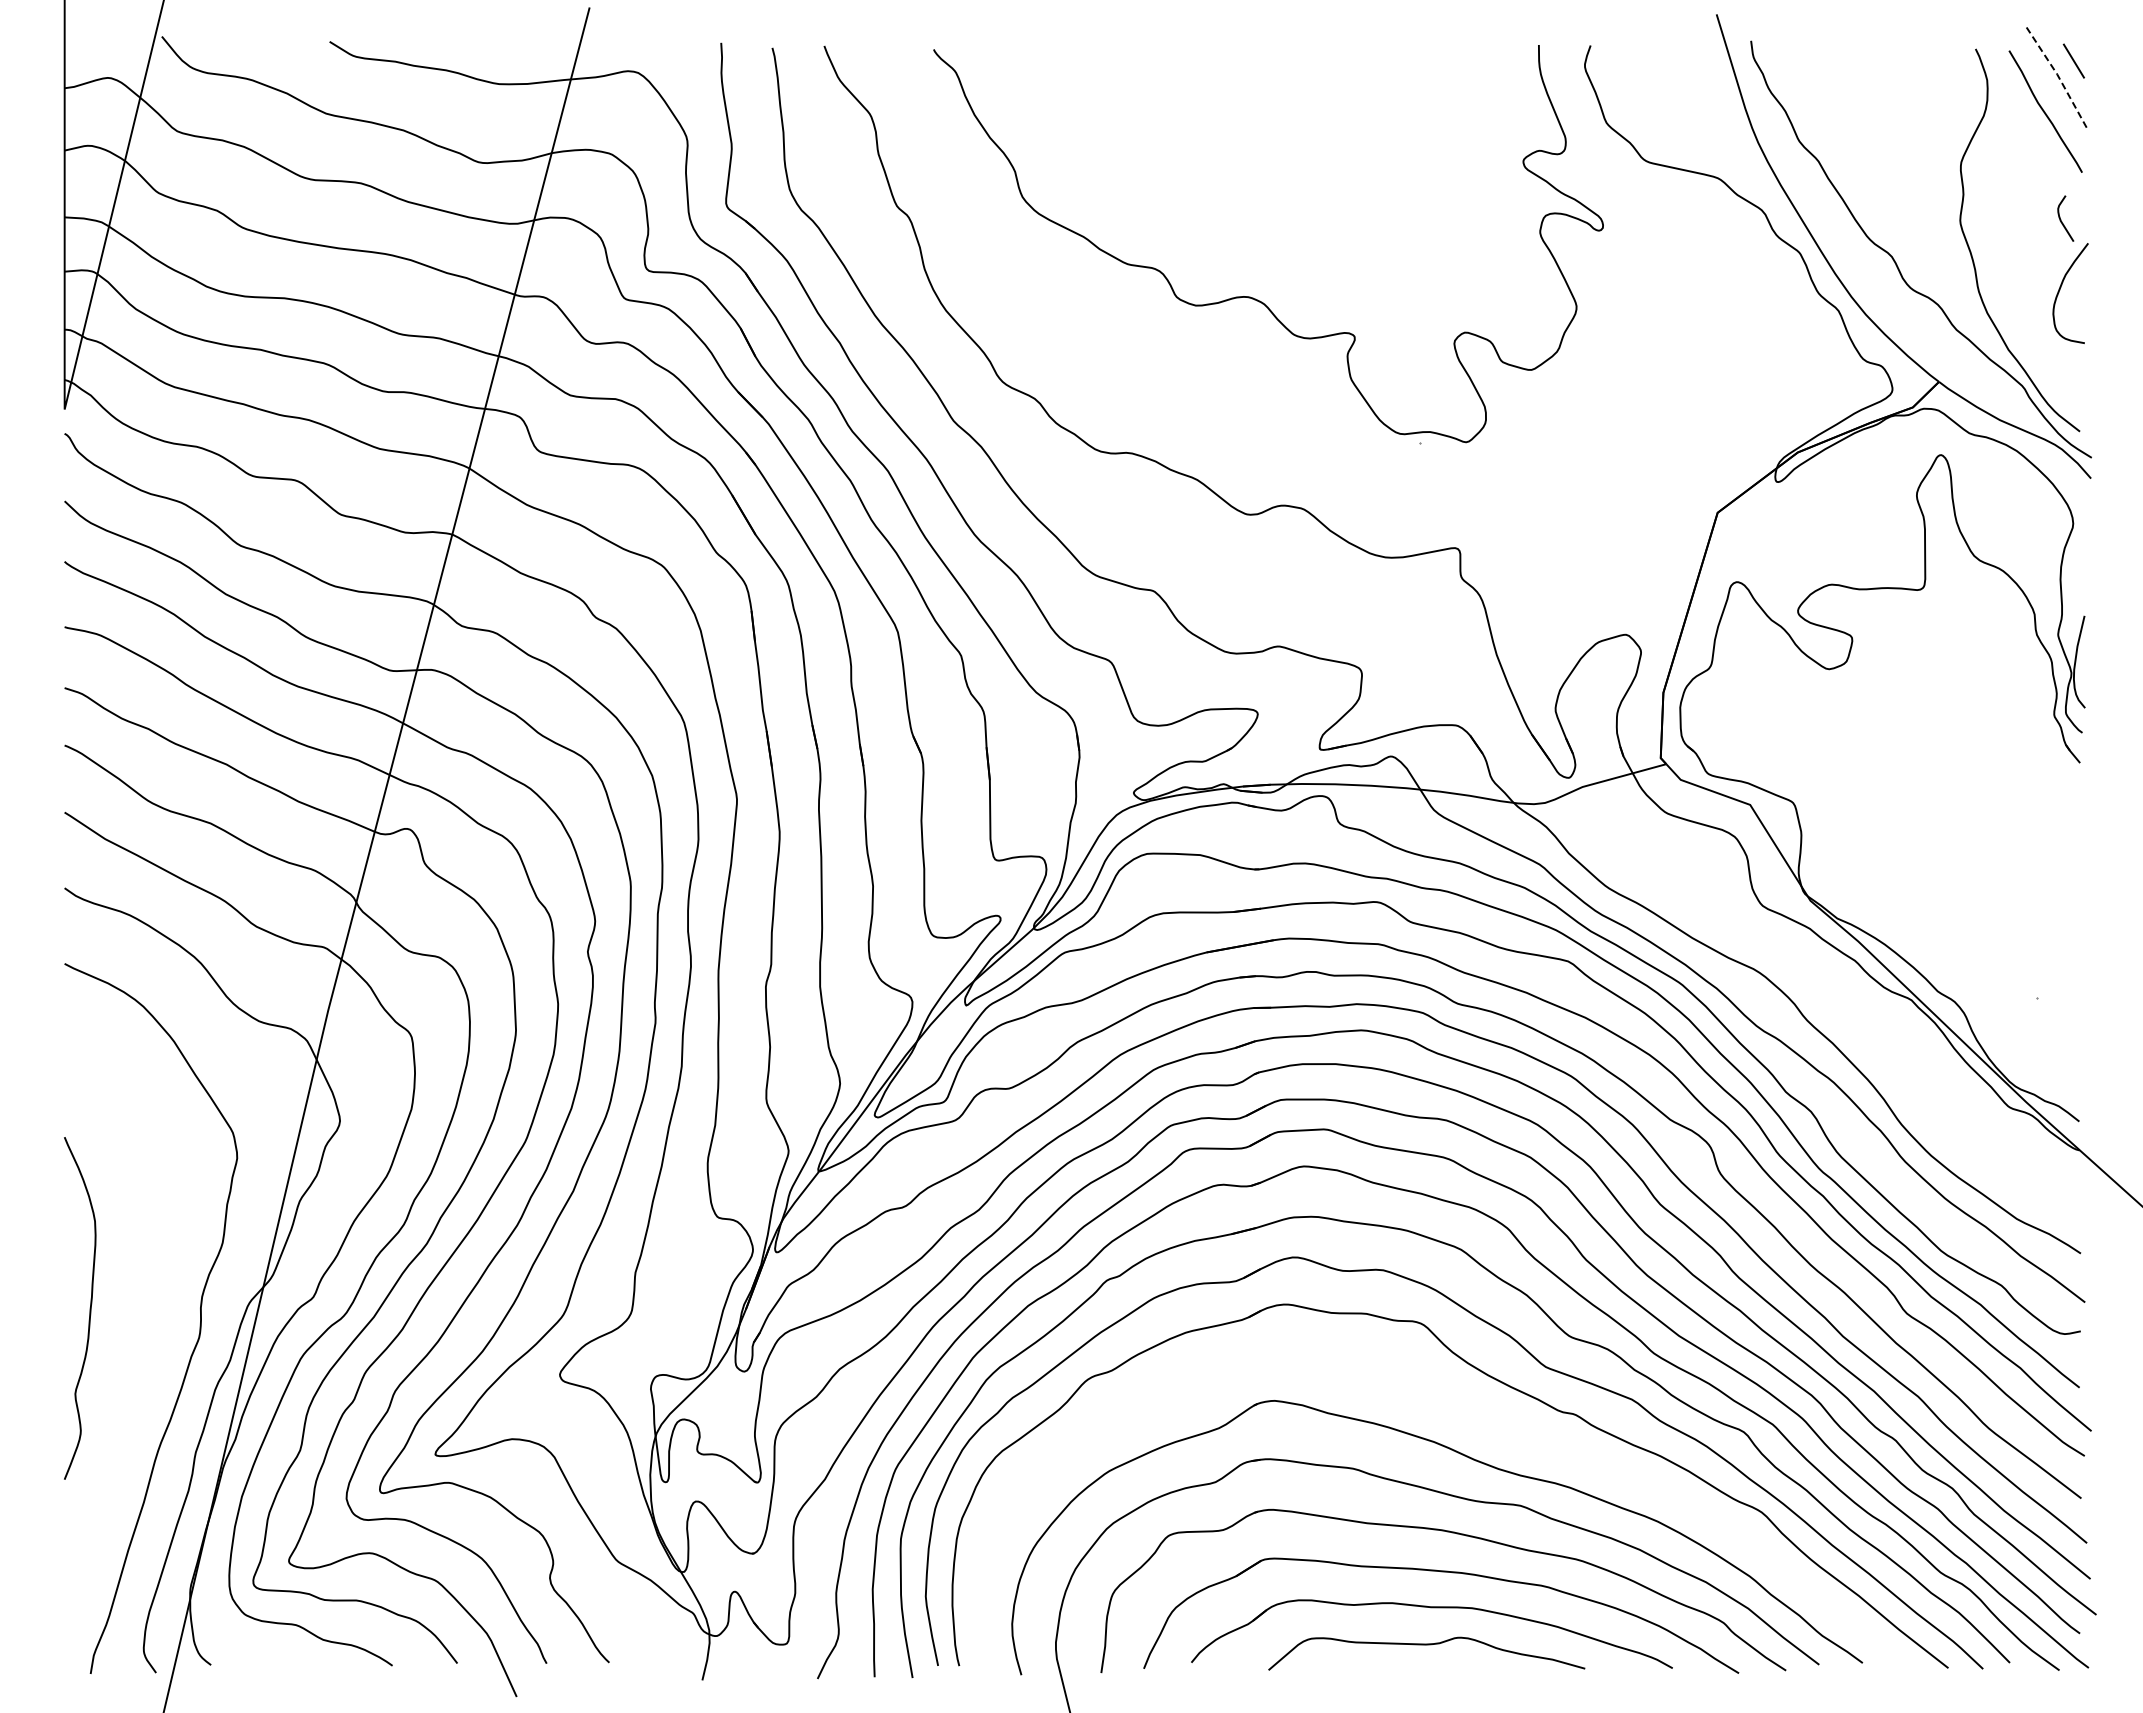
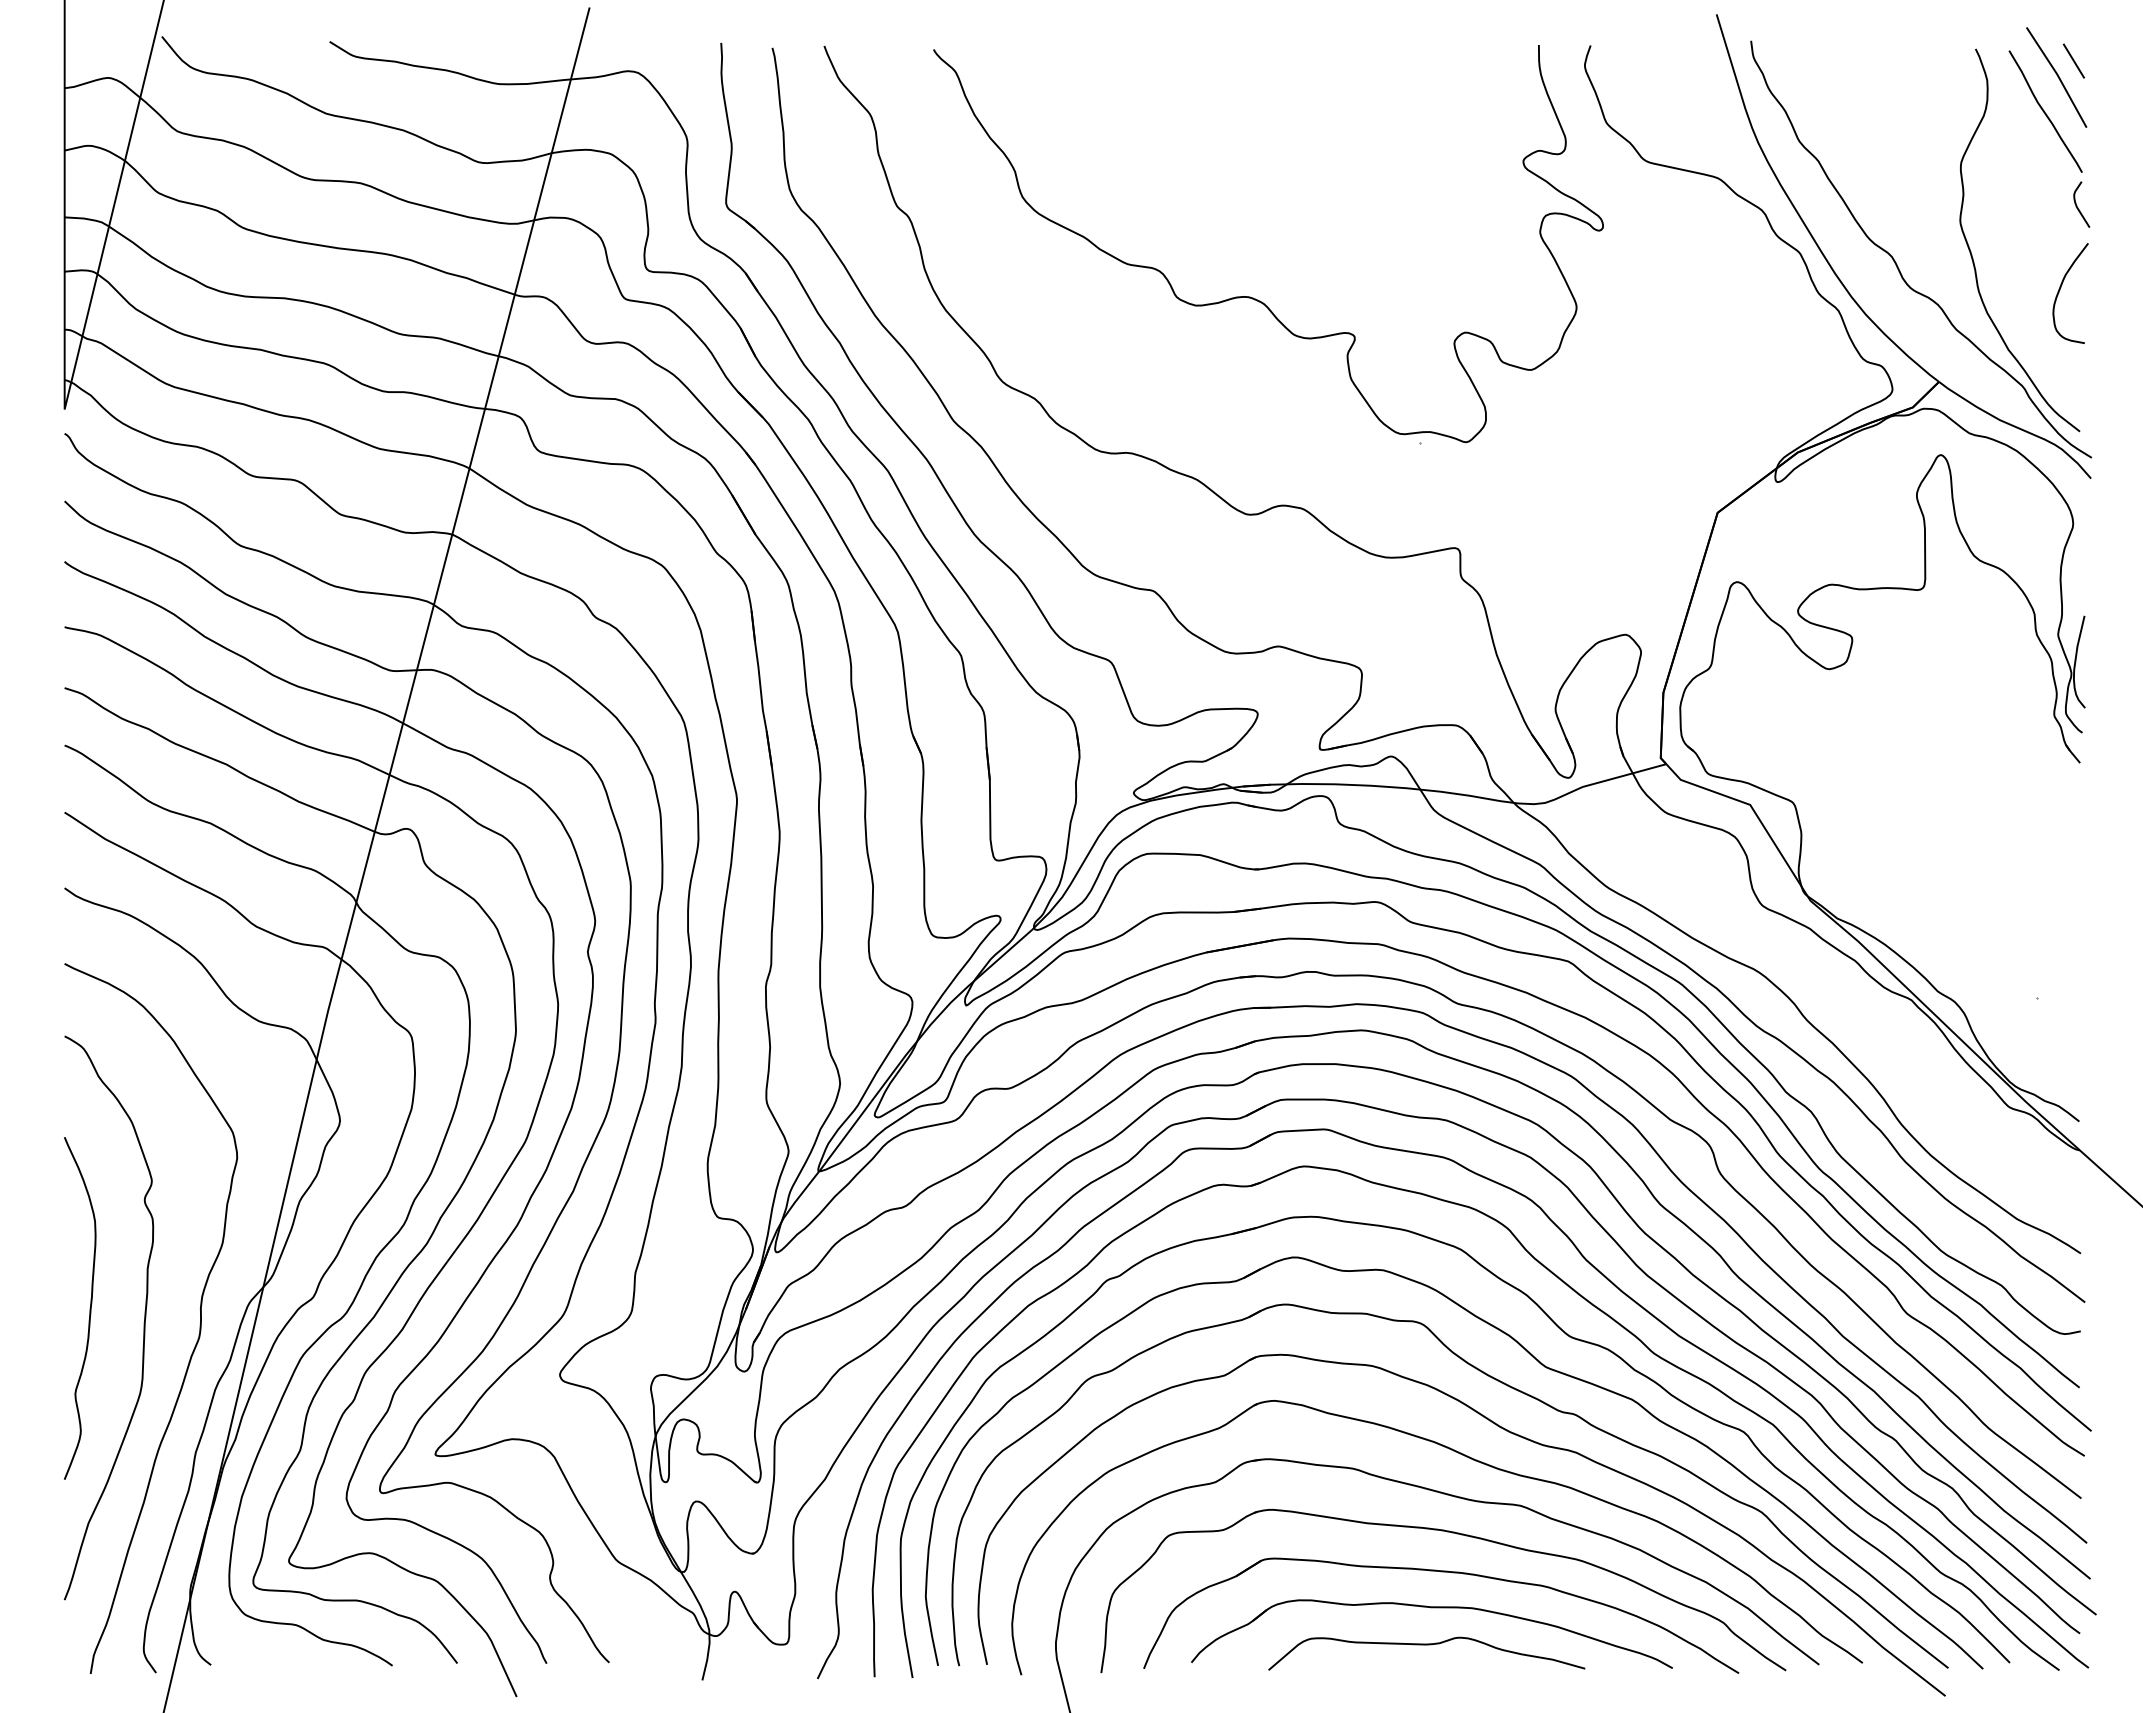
line: dashed -> solid (2058, 76)
curve position: (2061, 219) -> (2077, 205) (2077, 205)
curve: none -> present (143, 1322)
part: none -> present (1508, 1432)
